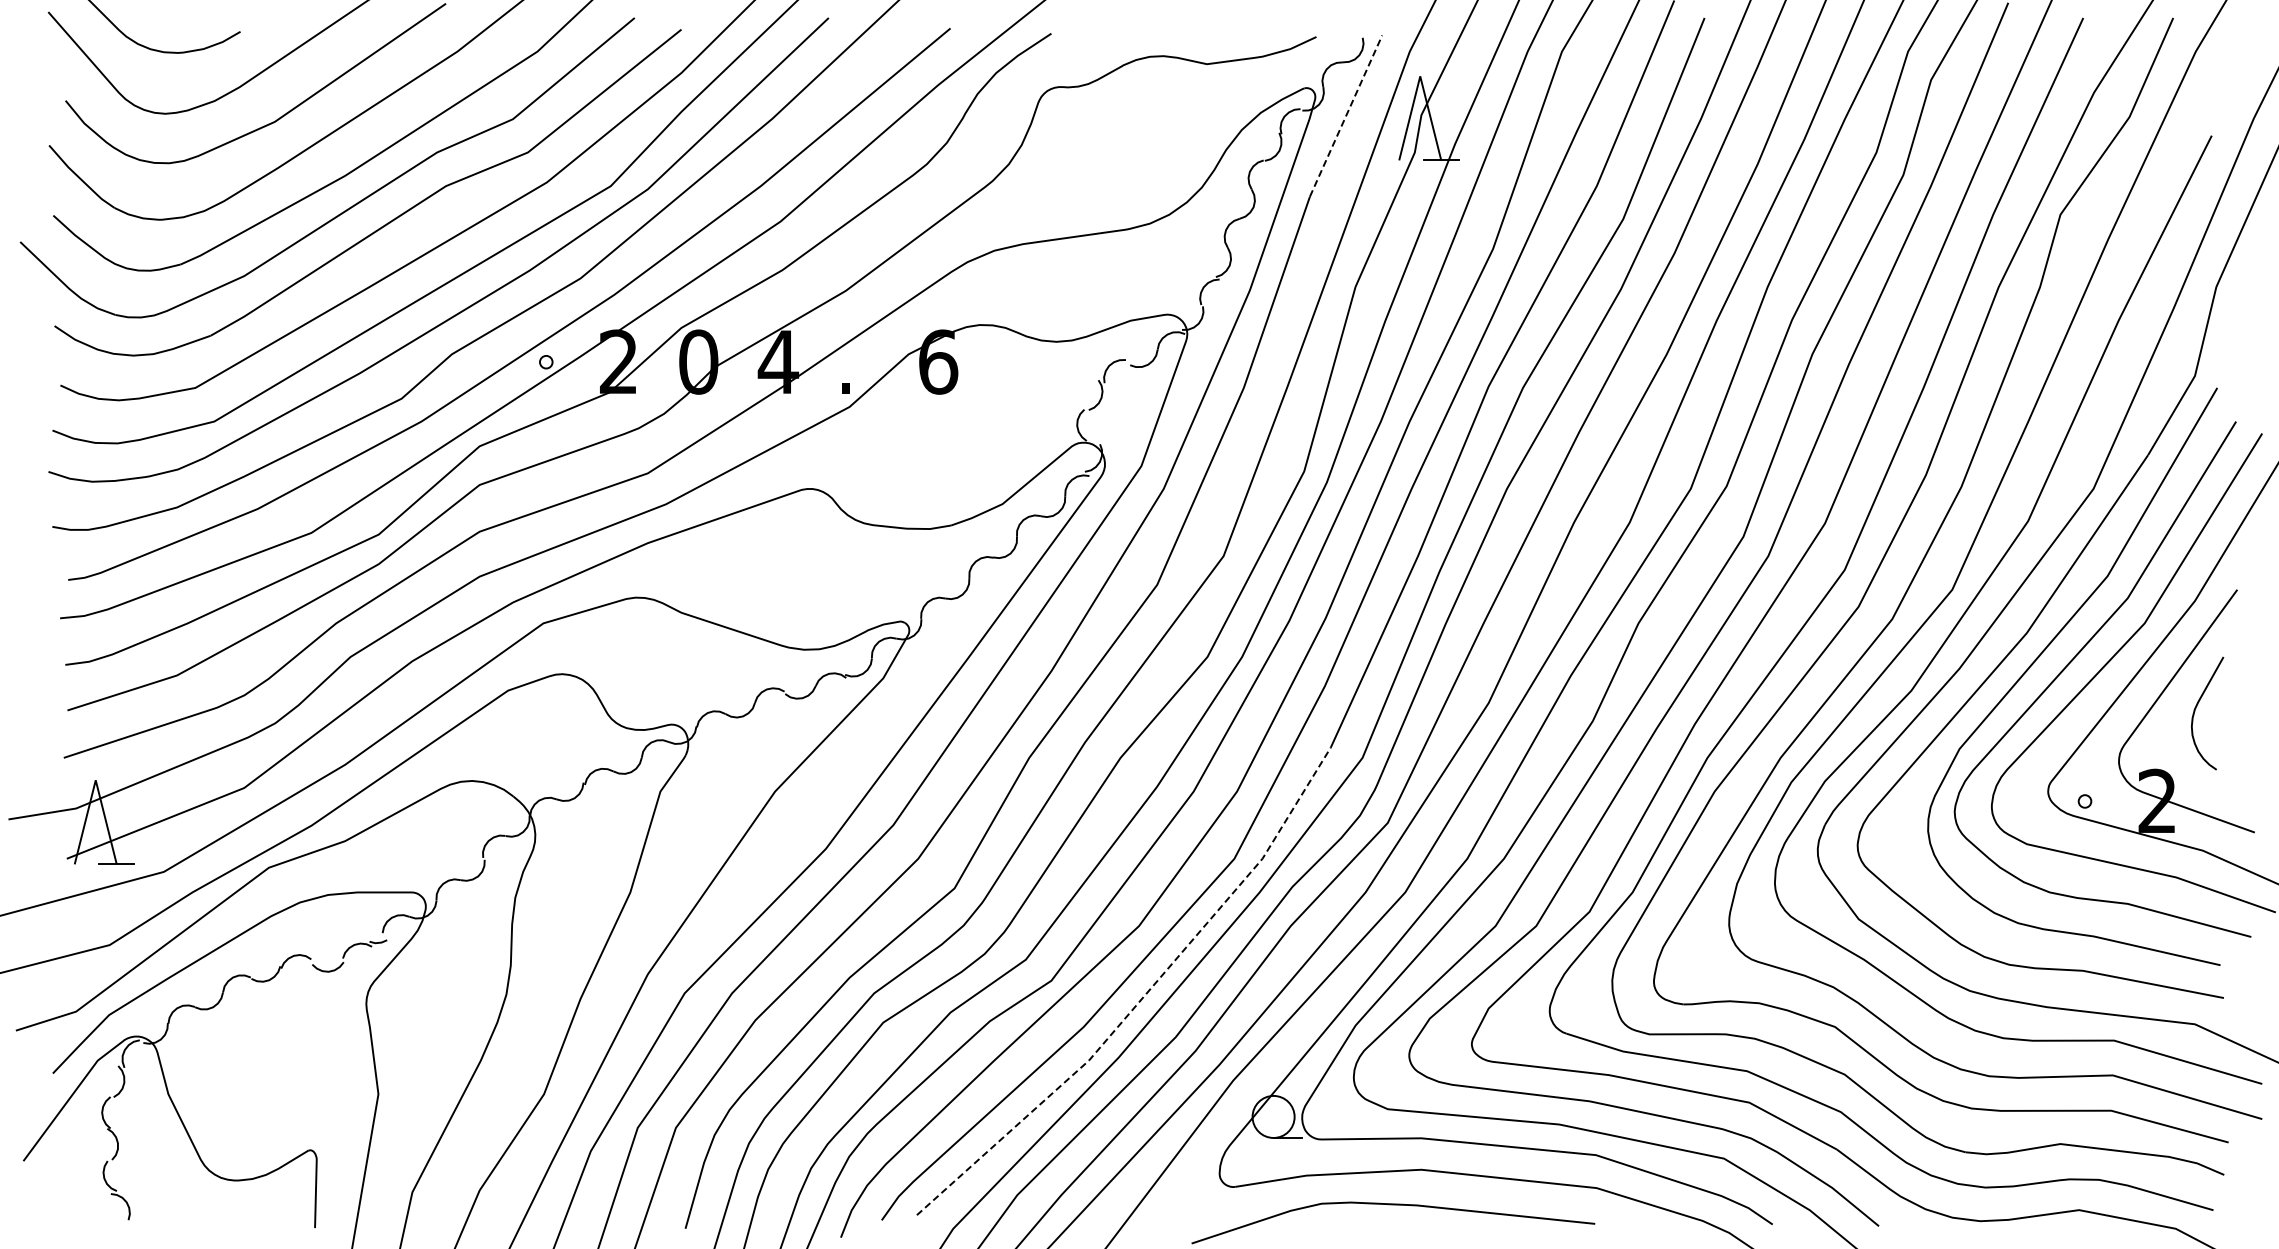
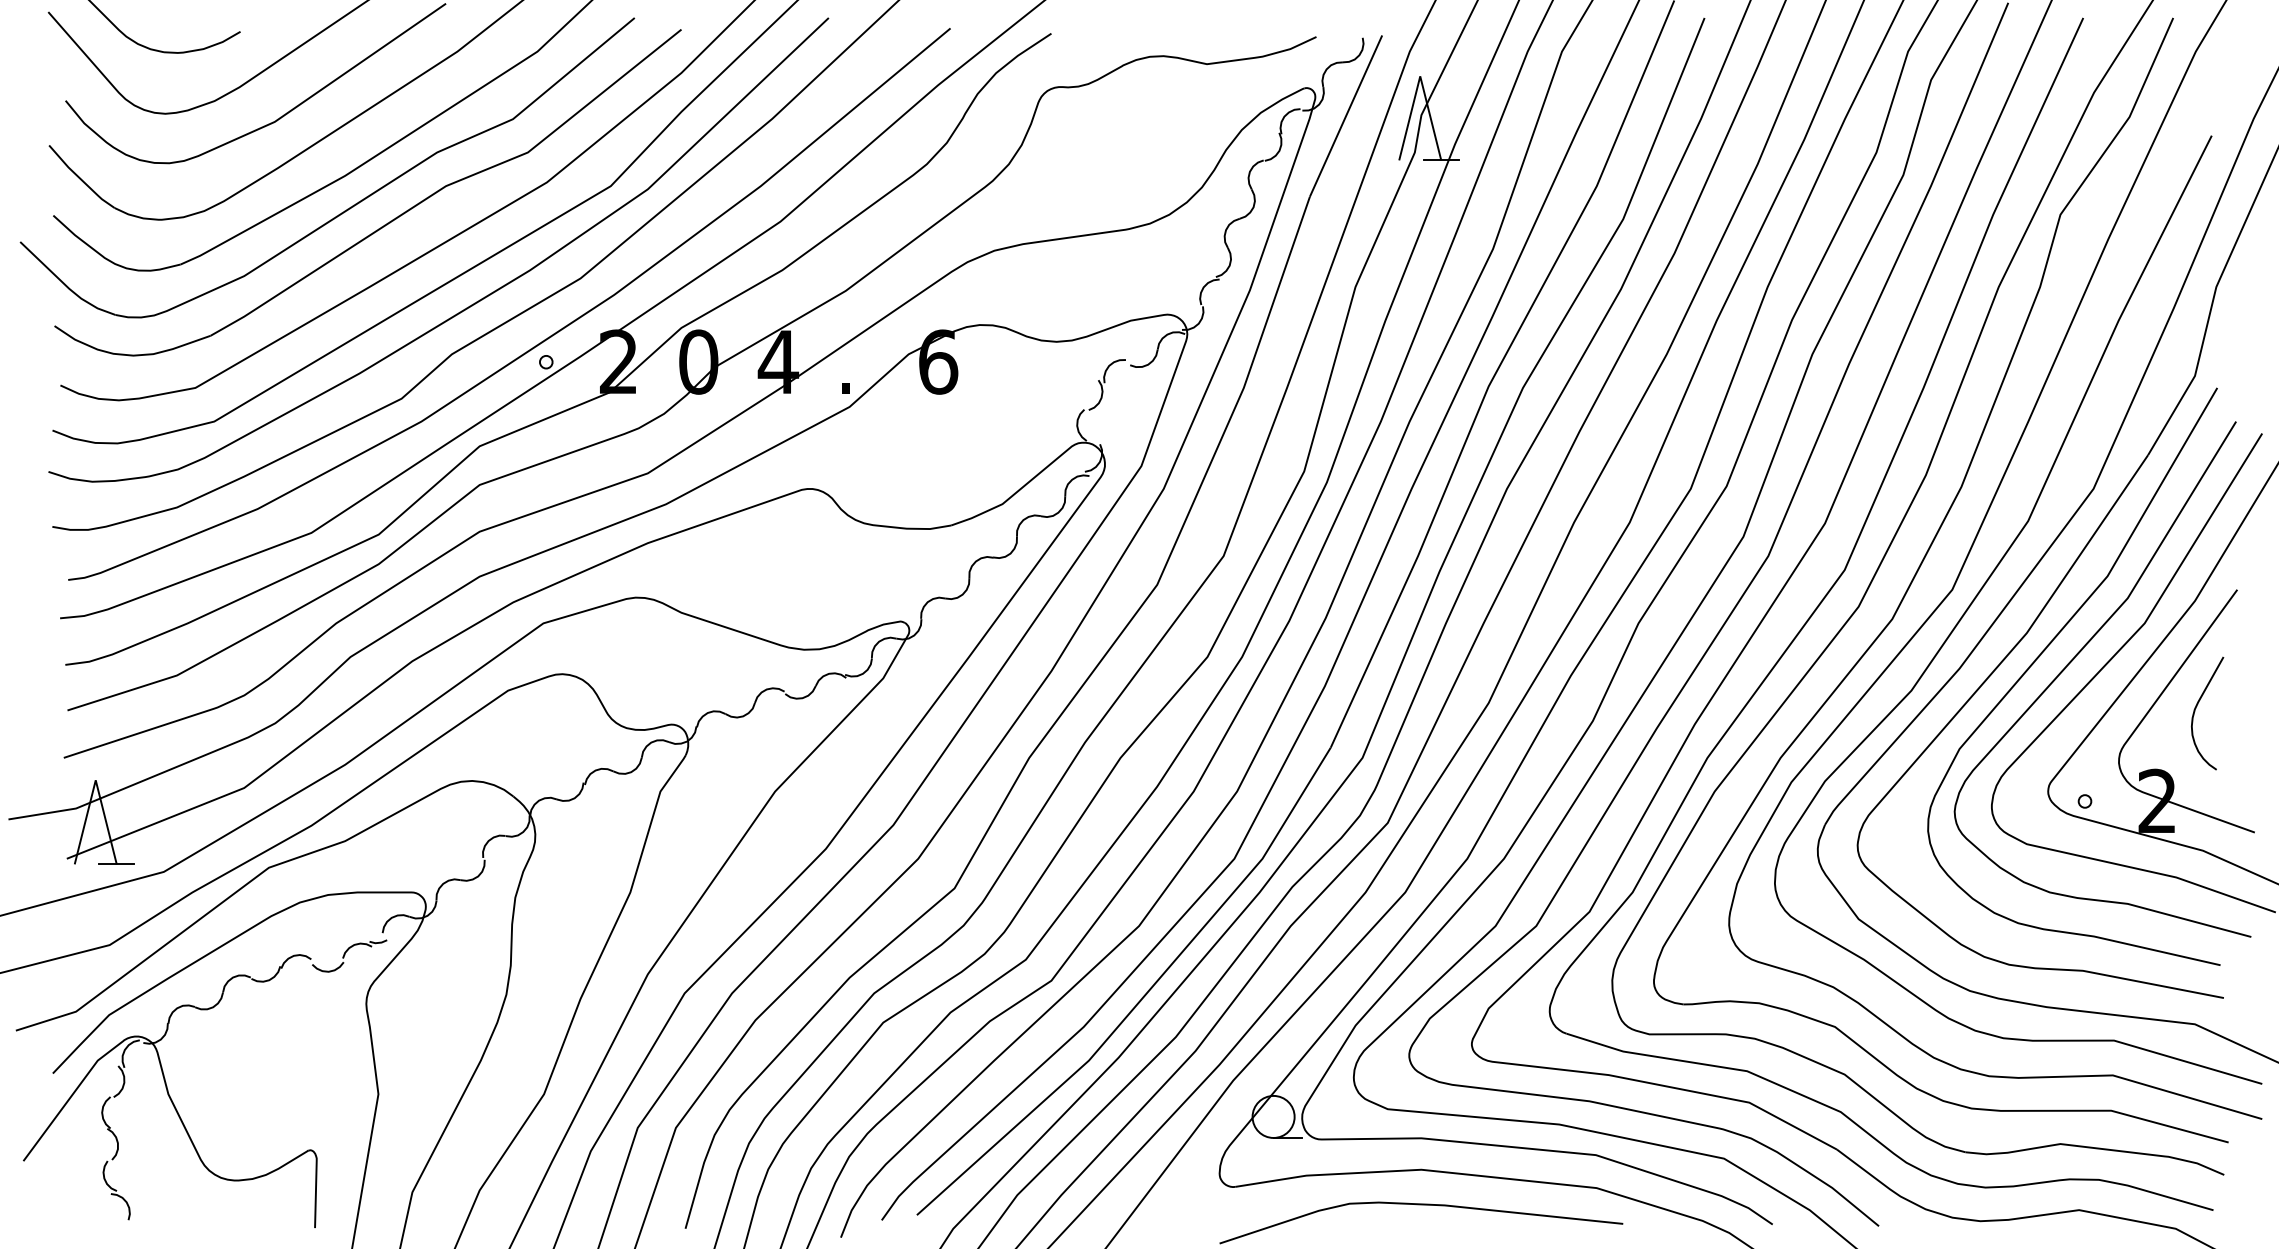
line: dashed -> solid (1346, 115)
line: dashed -> solid (1142, 997)
curve position: (1393, 1205) -> (1421, 1205) (1421, 1205)
